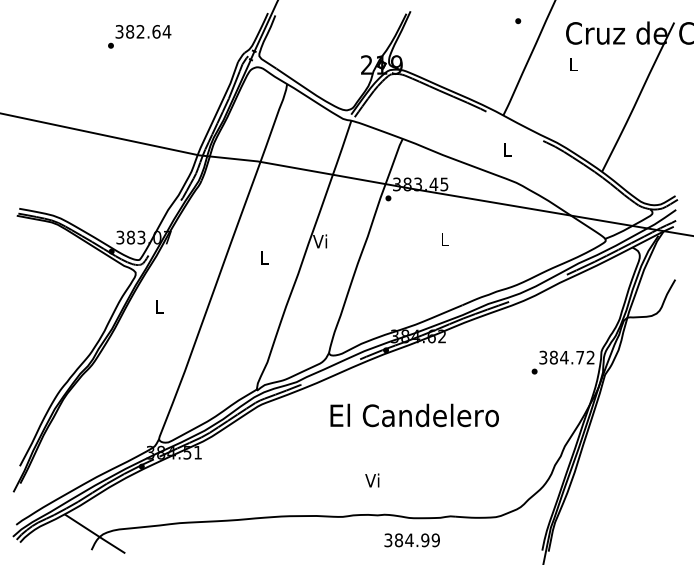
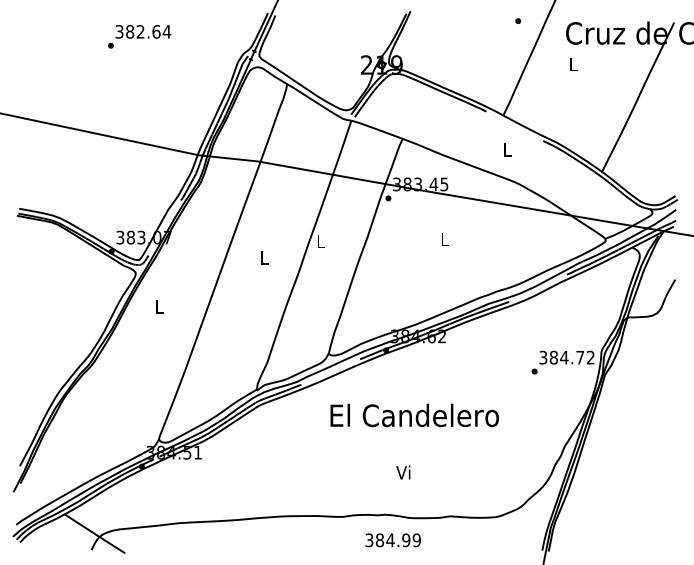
text: Vi -> L (320, 241)
text position: (372, 480) -> (403, 472) (403, 472)
text position: (411, 540) -> (392, 540) (392, 540)
